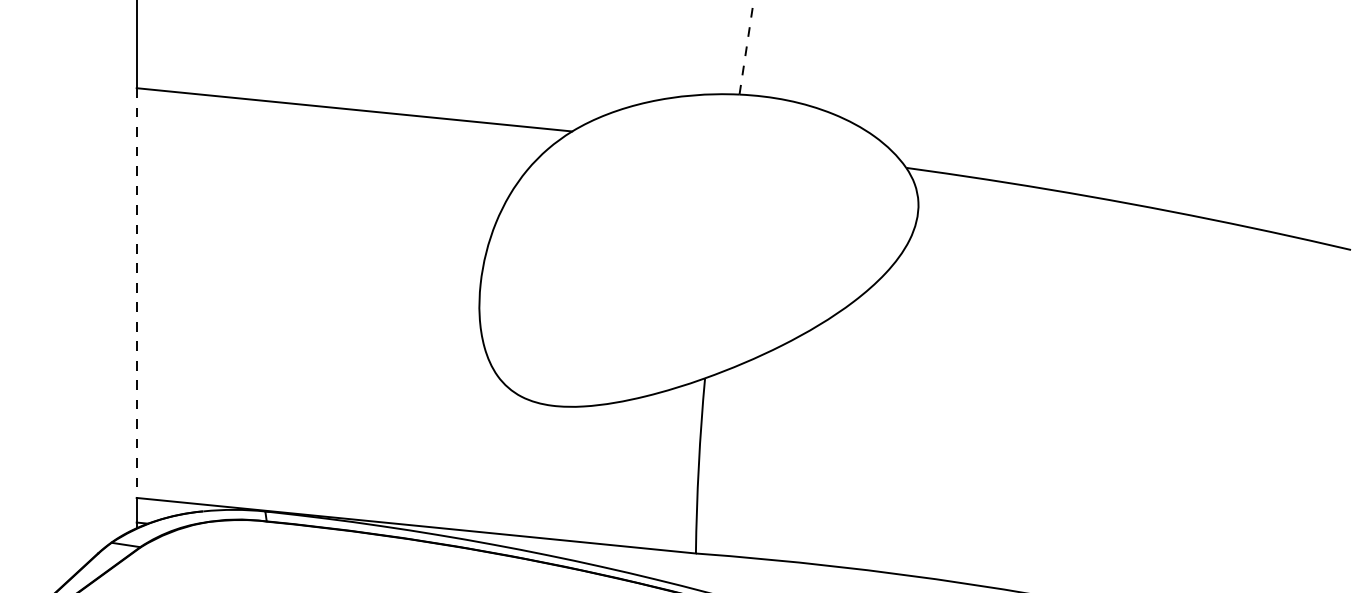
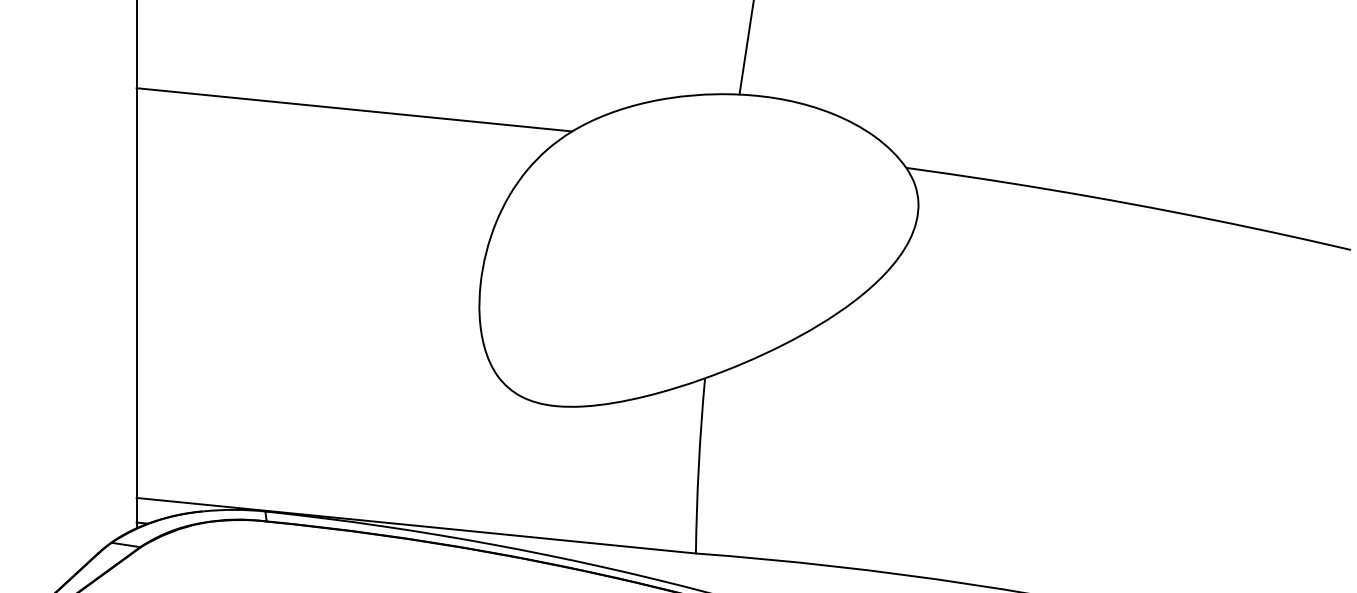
line: dashed -> solid (746, 47)
line: dashed -> solid (136, 293)
